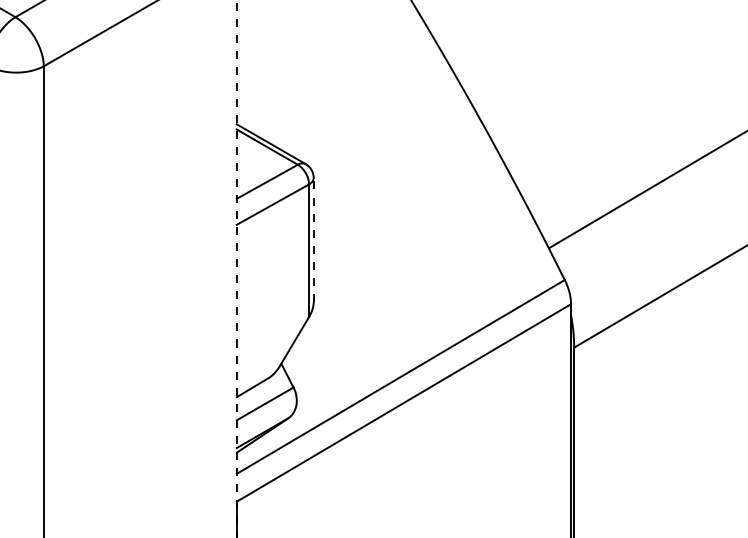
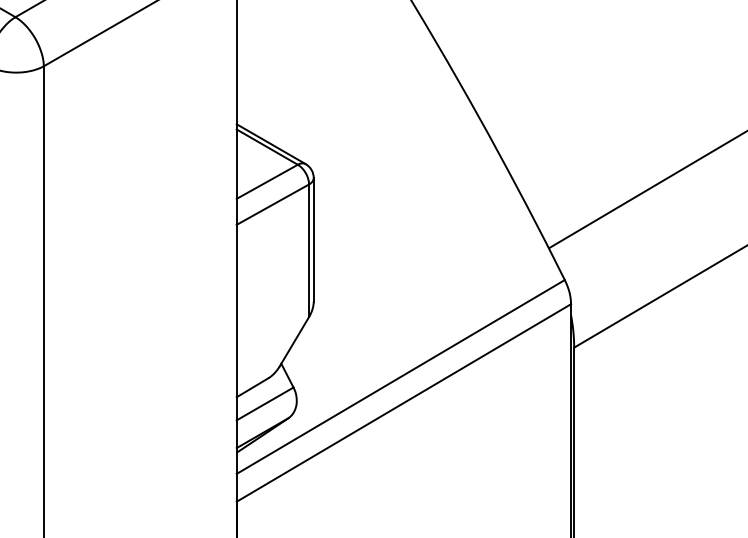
line: dashed -> solid (313, 239)
line: dashed -> solid (236, 268)
